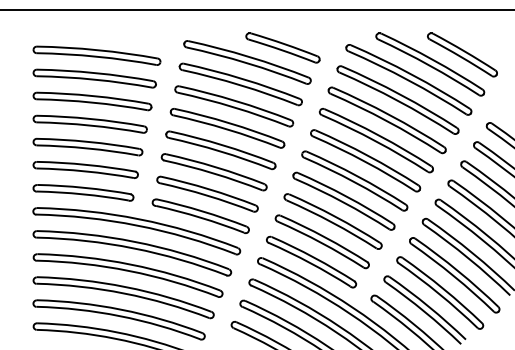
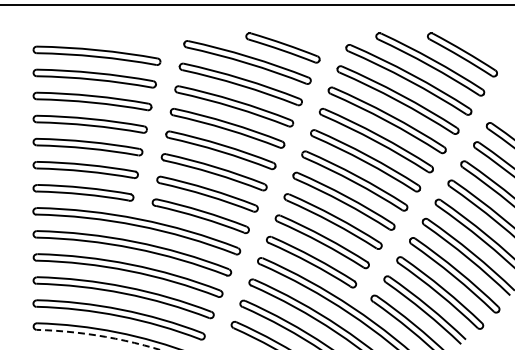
line position: (256, 10) -> (256, 5) (256, 5)
arc: solid -> dashed (98, 335)
